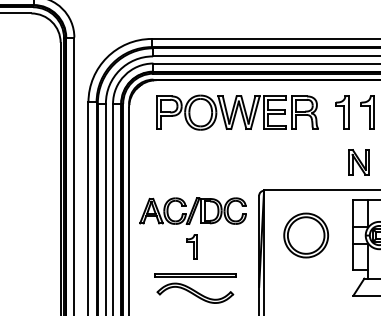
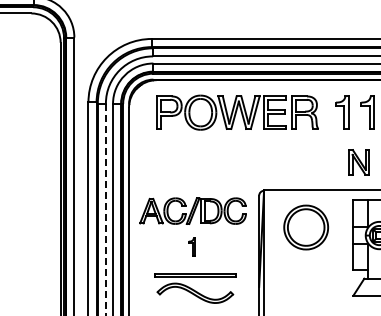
line: solid -> dashed (105, 209)
part position: (306, 235) -> (306, 227) (306, 227)
part size: 12x26 px -> 8x20 px (191, 246)
